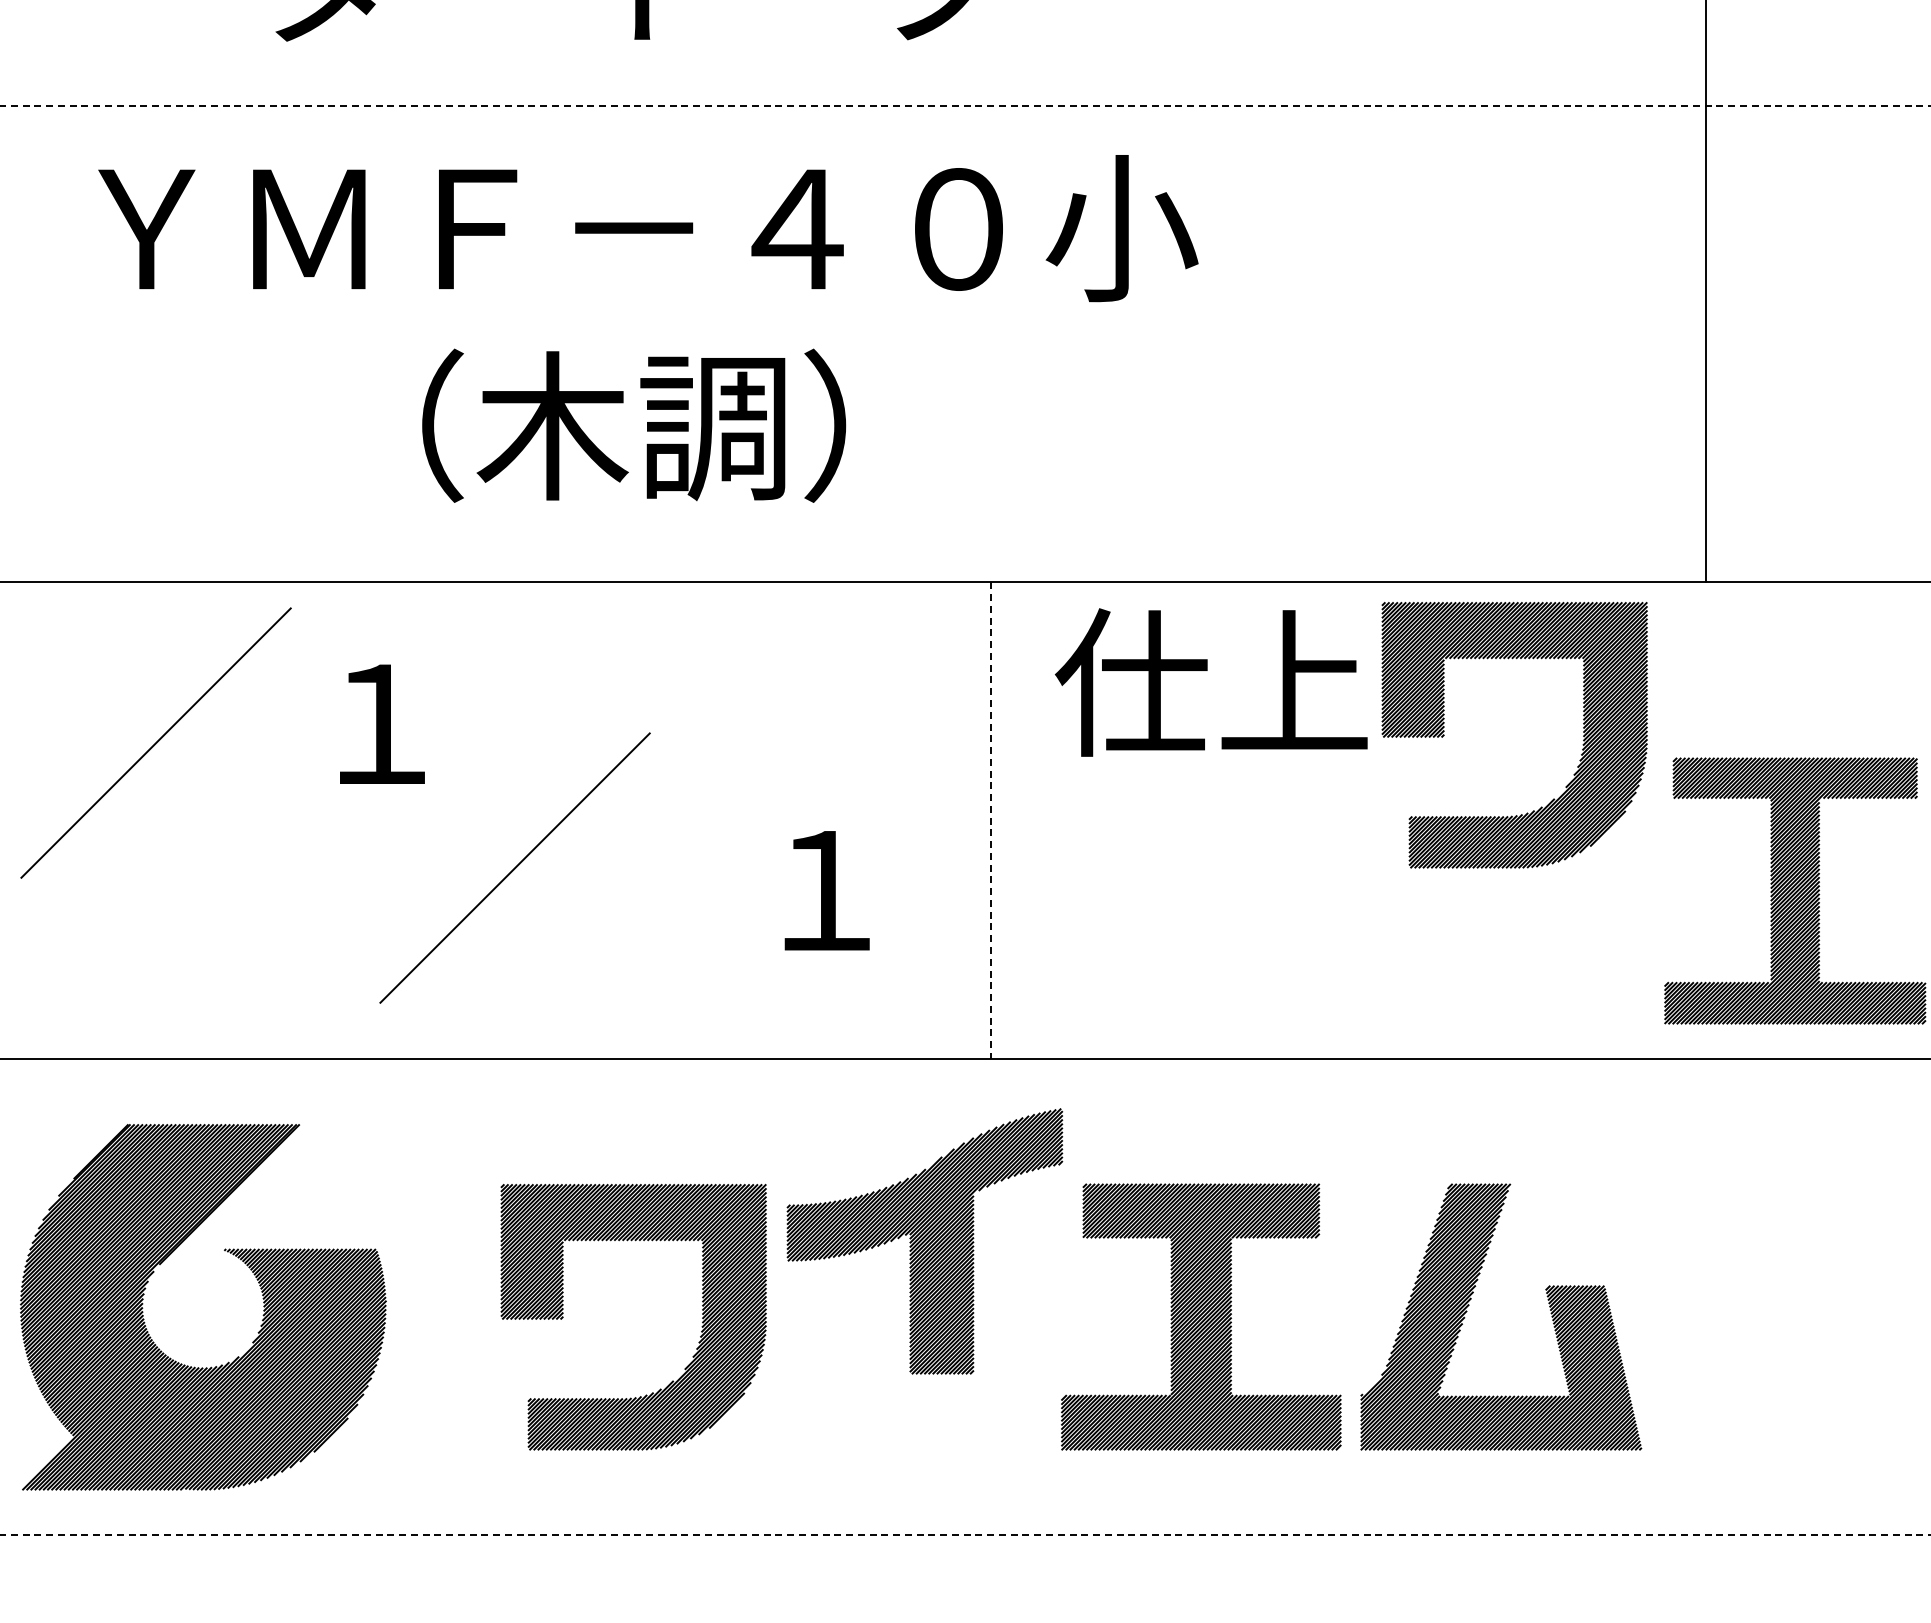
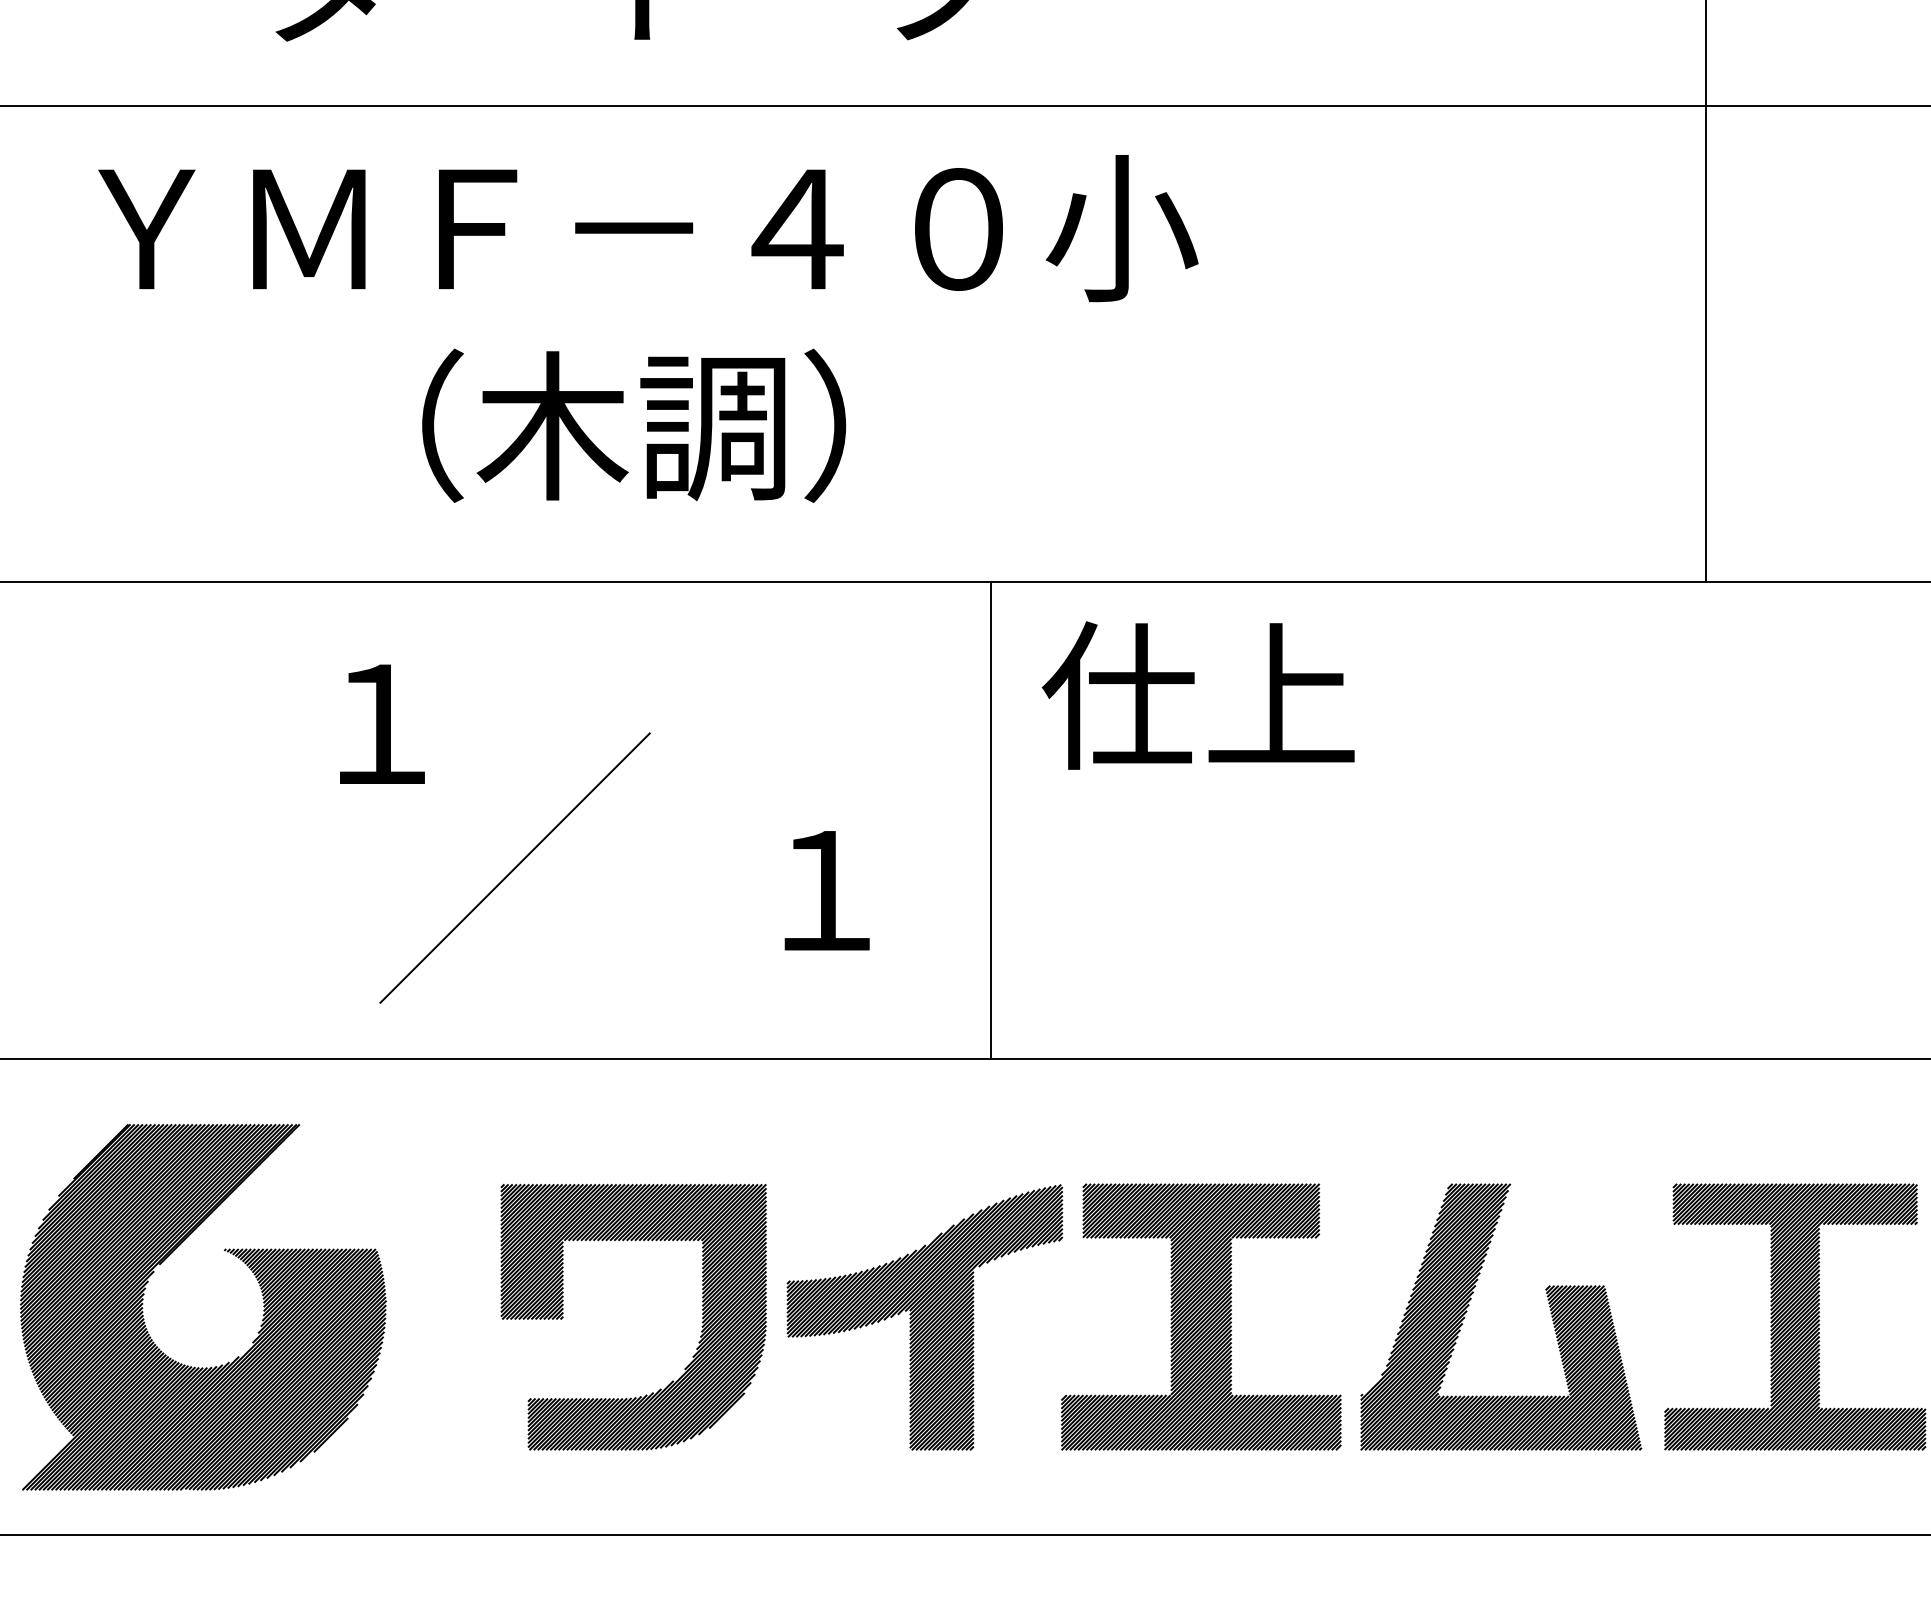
line: dashed -> solid (966, 106)
text position: (1211, 682) -> (1198, 695) (1198, 695)
line: present -> none (155, 742)
part: present -> none (1582, 744)
line: dashed -> solid (991, 820)
part position: (1795, 890) -> (1795, 1316) (1795, 1316)
part position: (924, 1241) -> (924, 1317) (924, 1317)
line: dashed -> solid (966, 1534)
